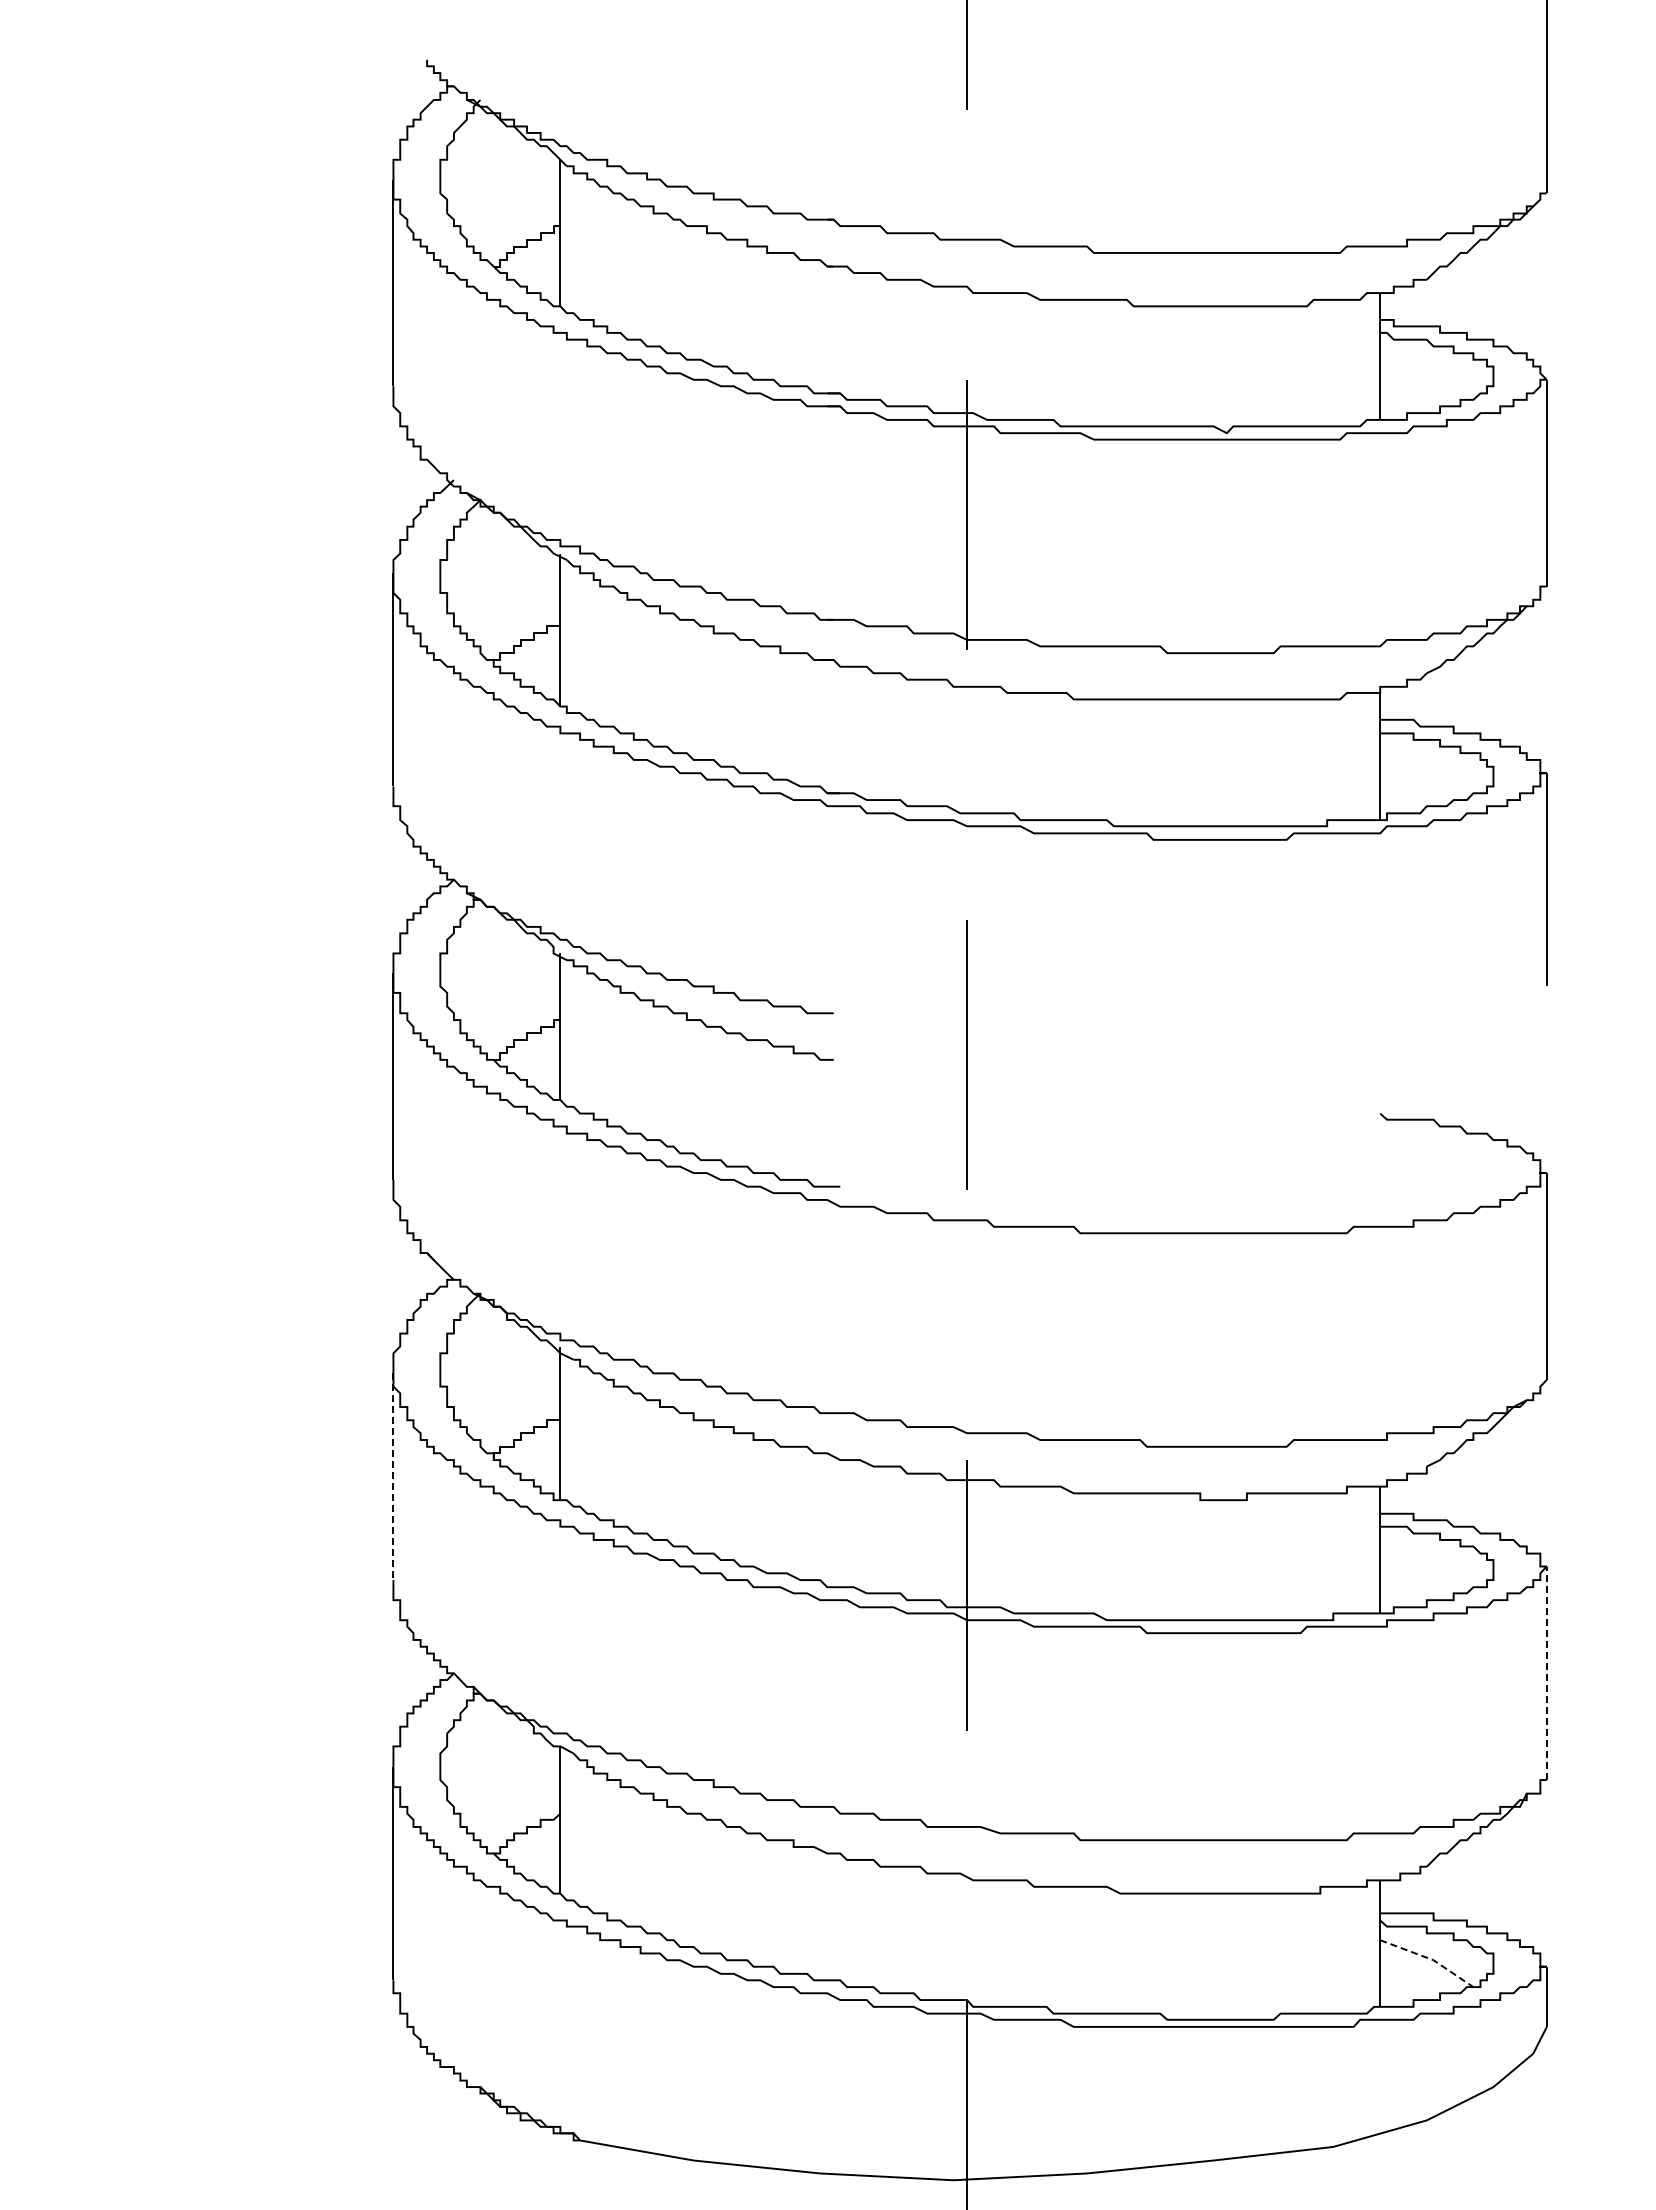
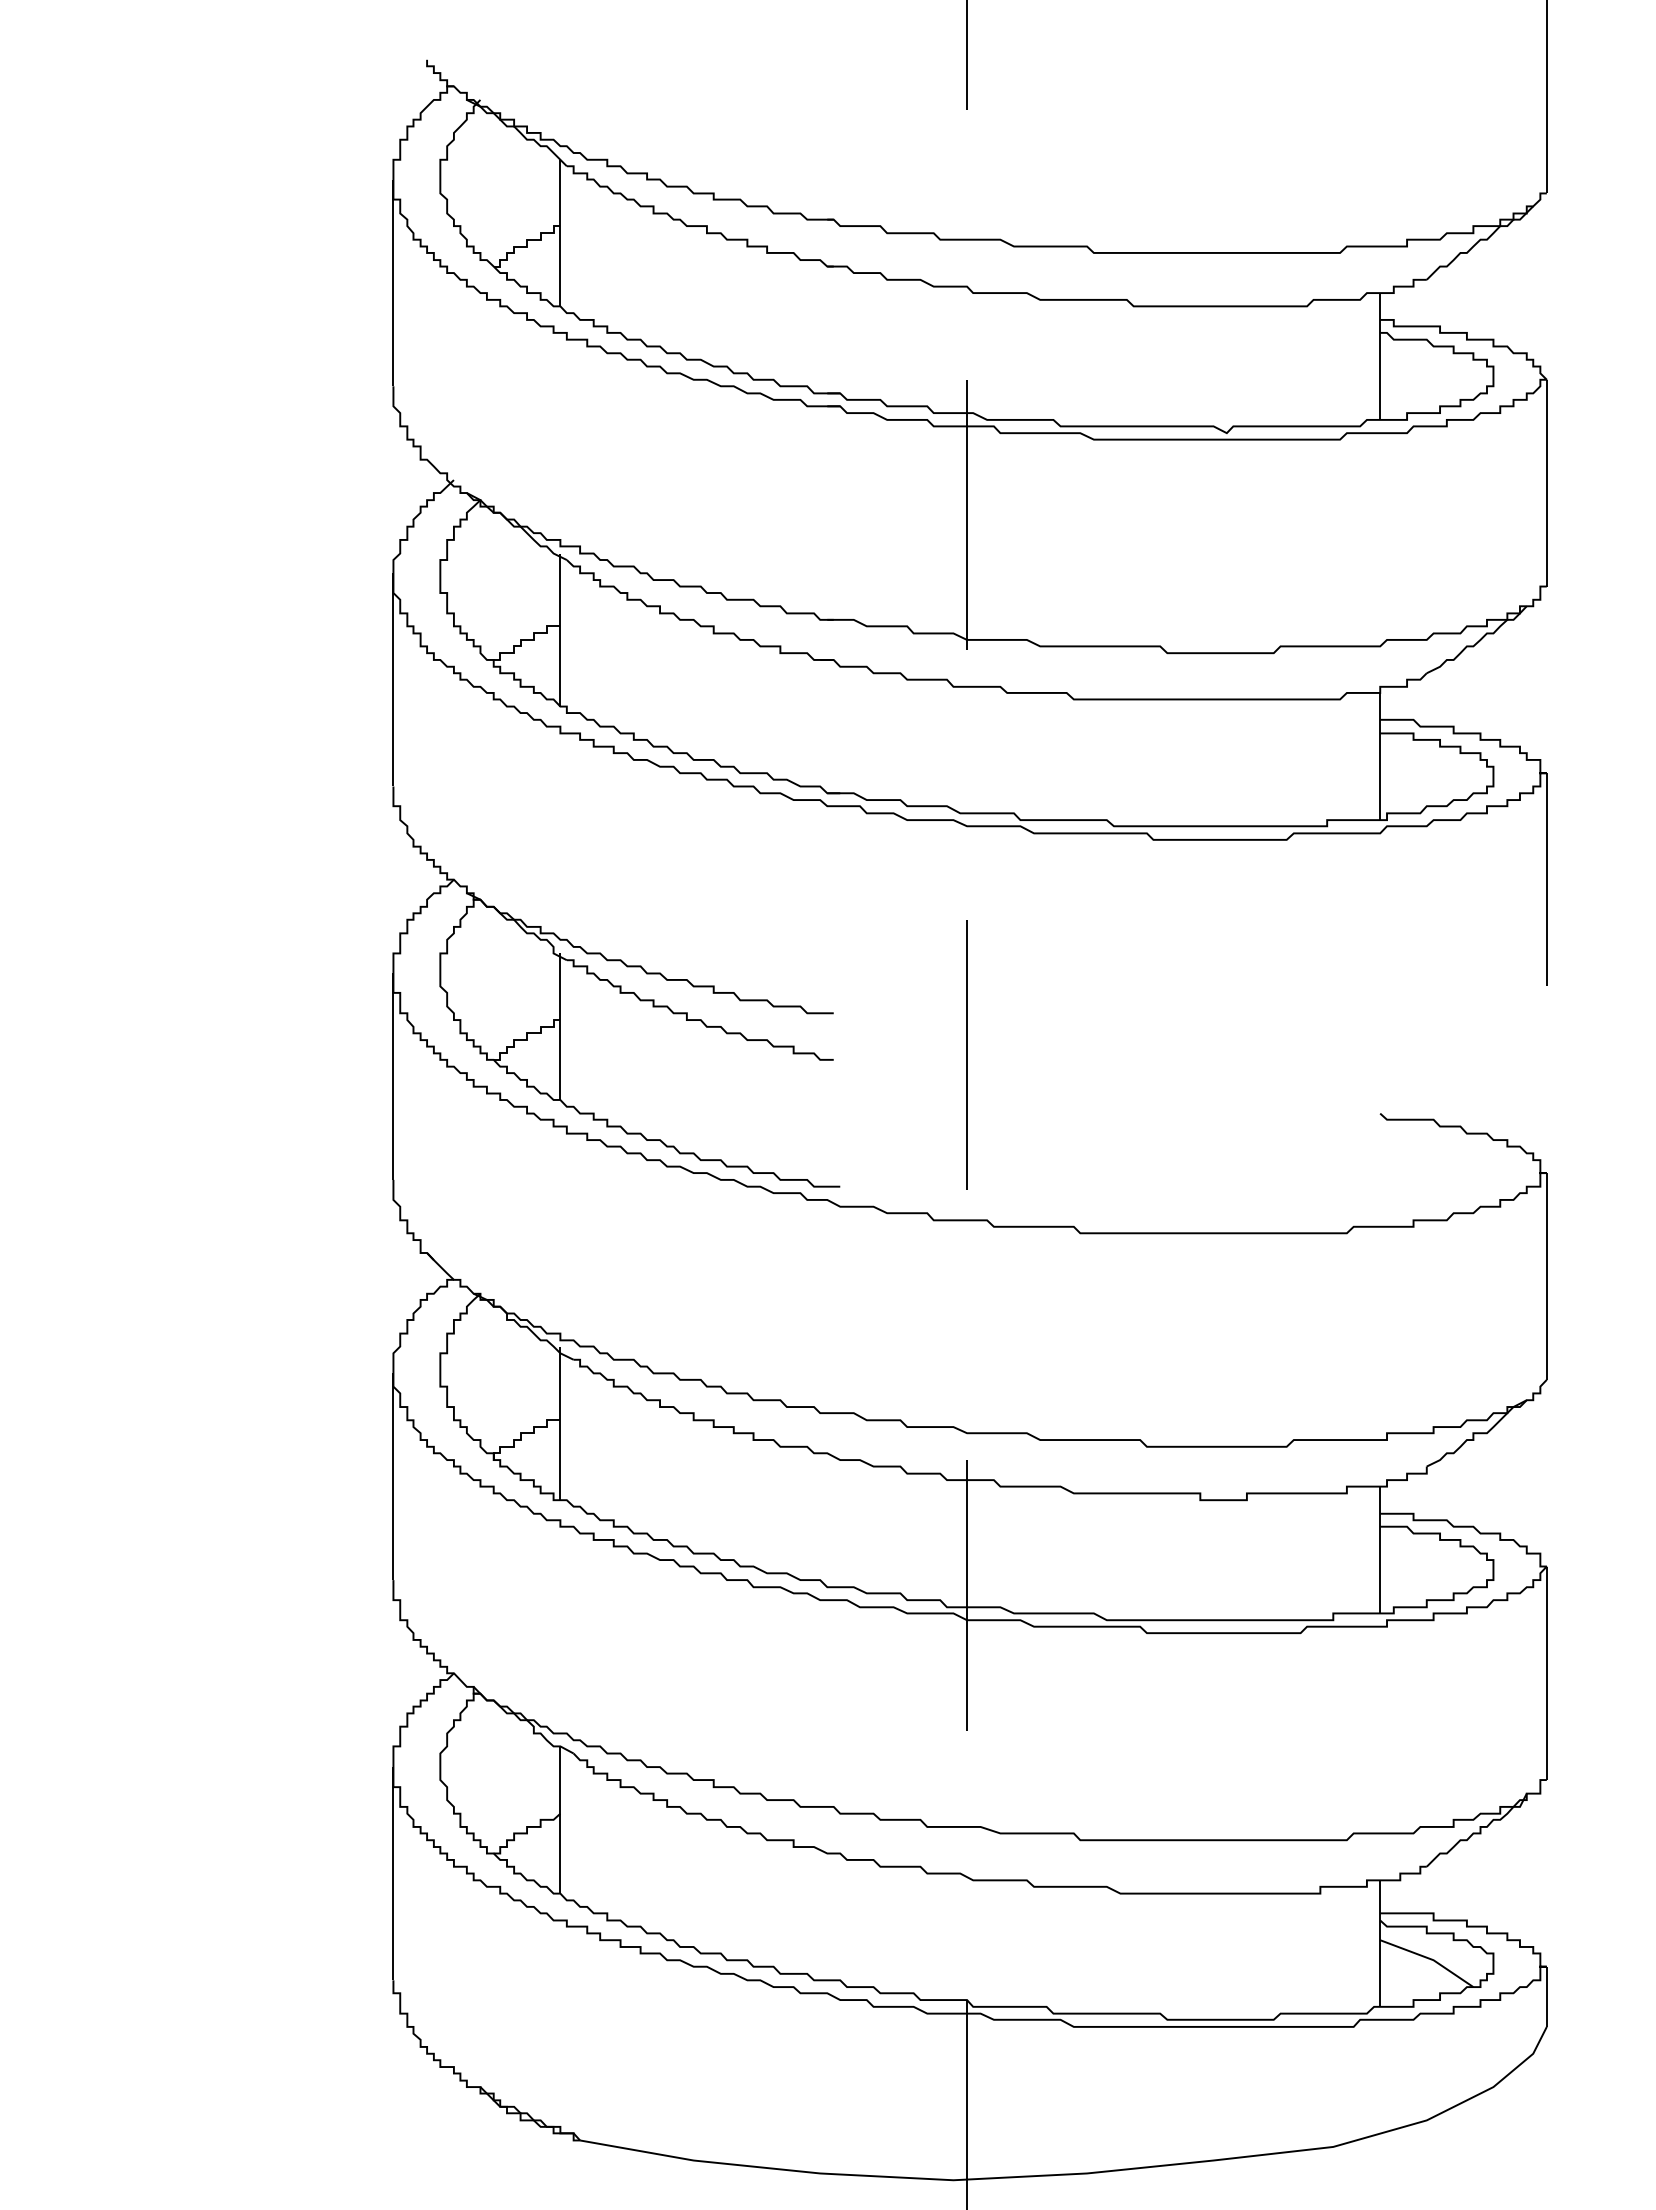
line: dashed -> solid (393, 1477)
line: dashed -> solid (1546, 1673)
line: dashed -> solid (1429, 1958)
